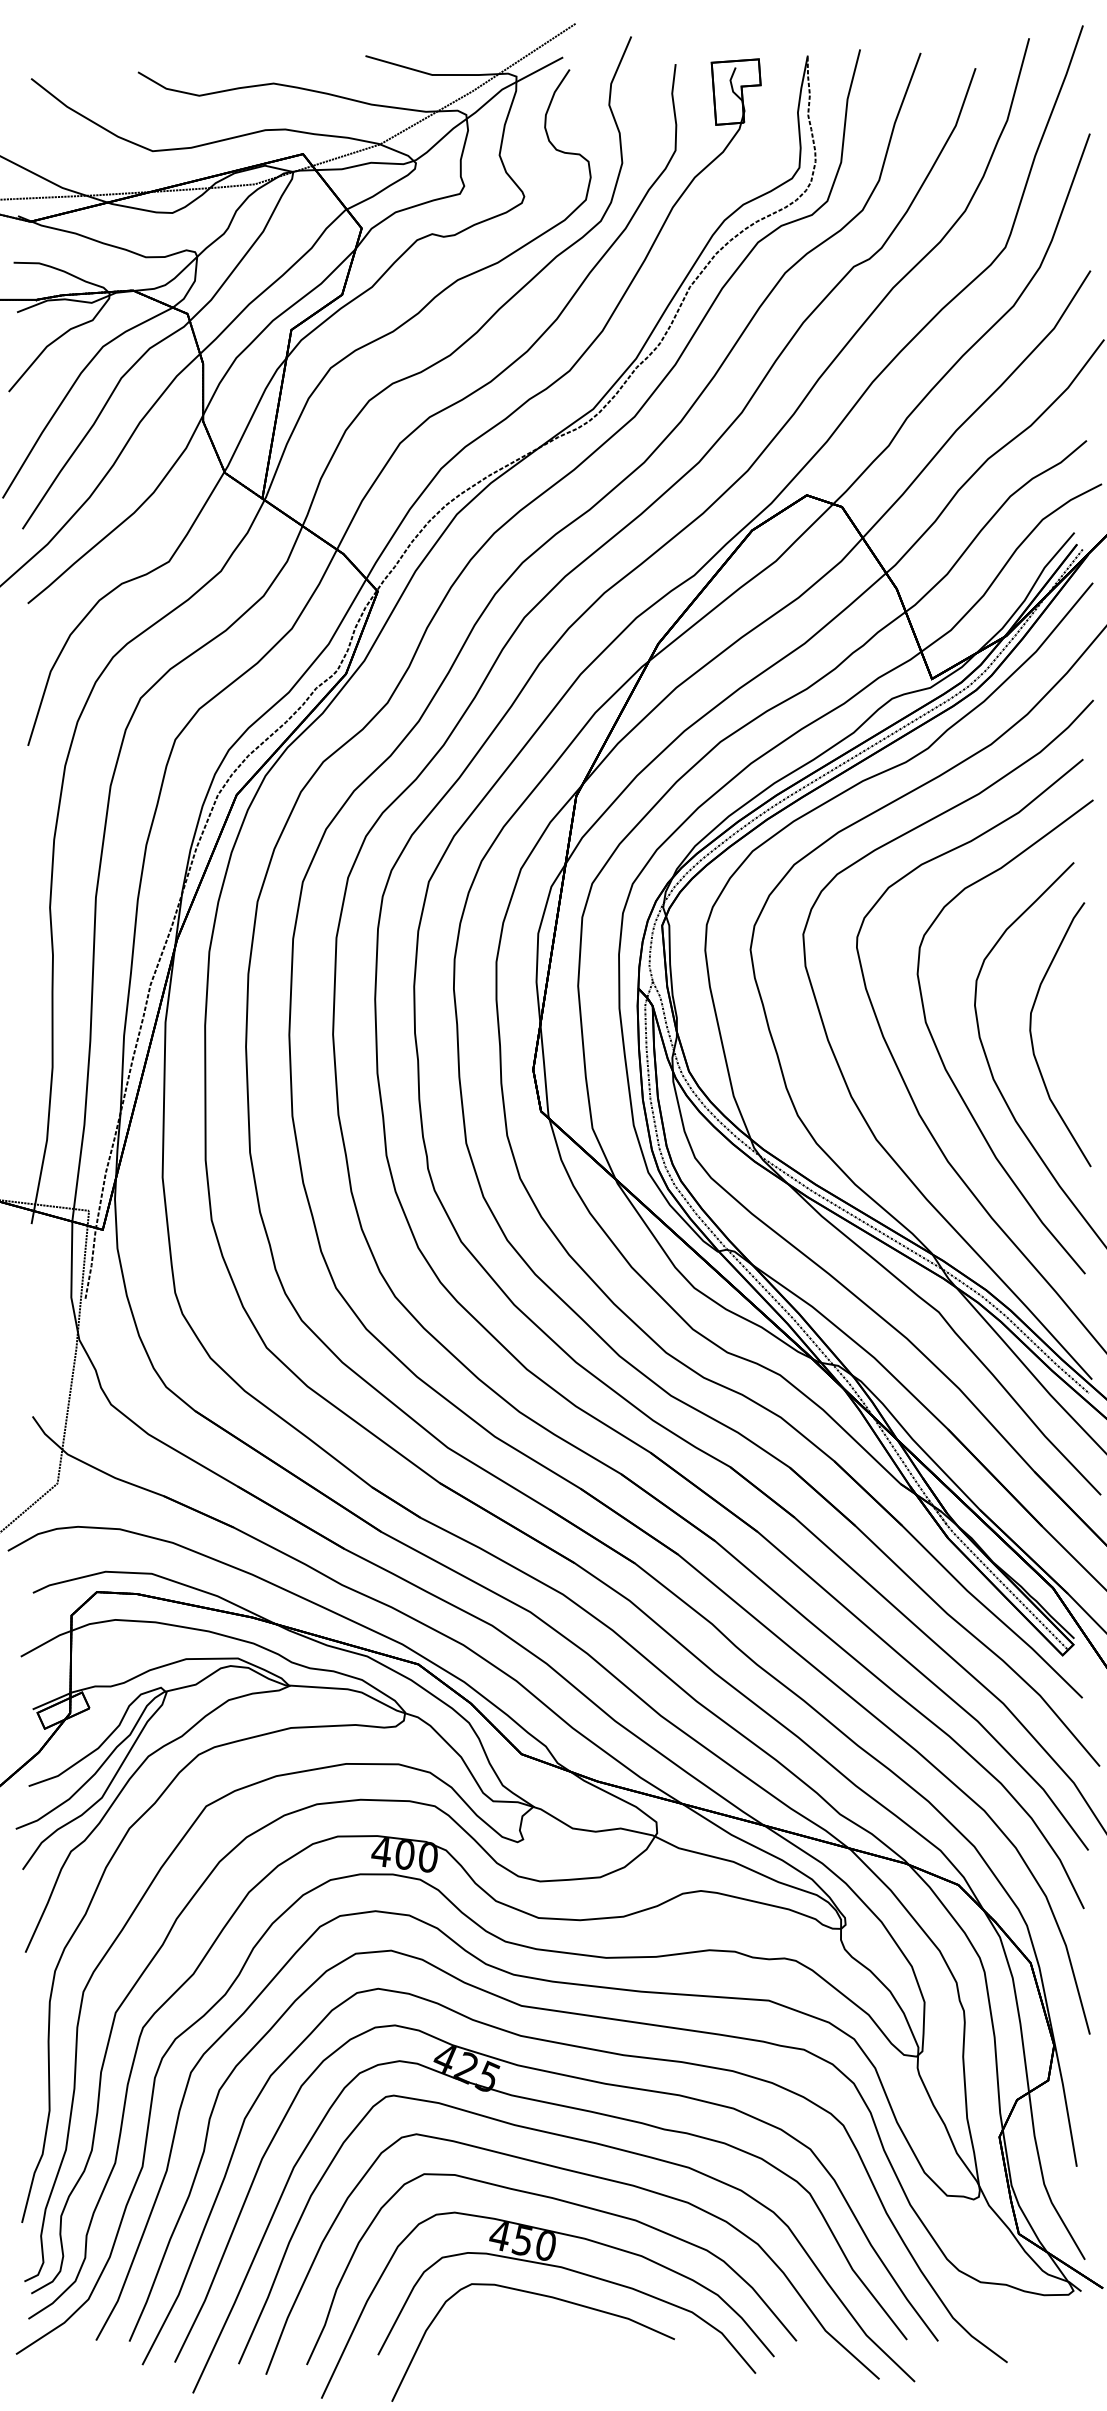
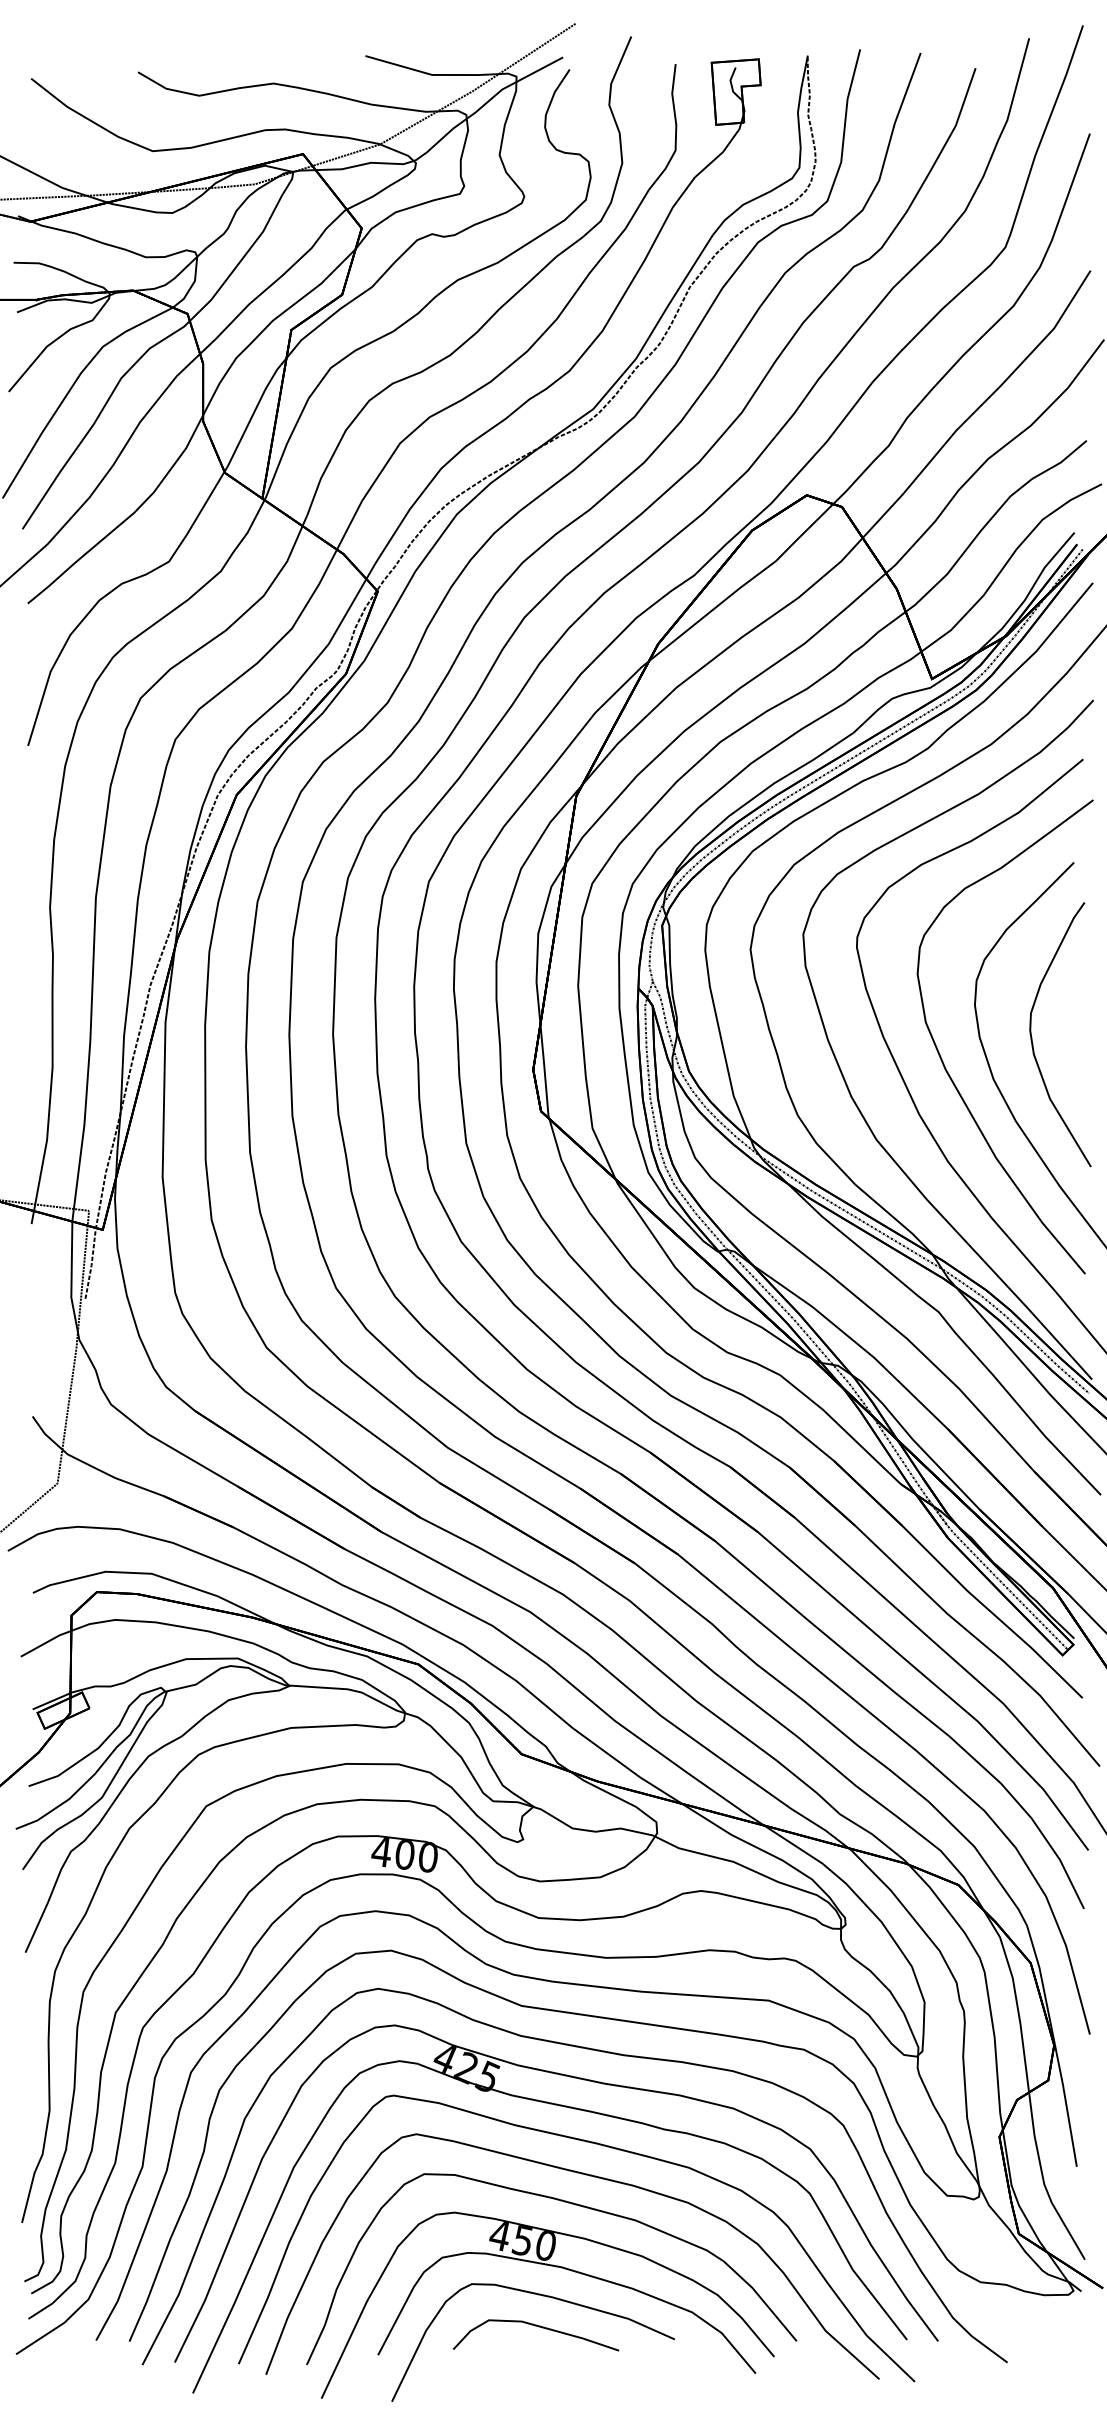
curve: none -> present (538, 2327)
